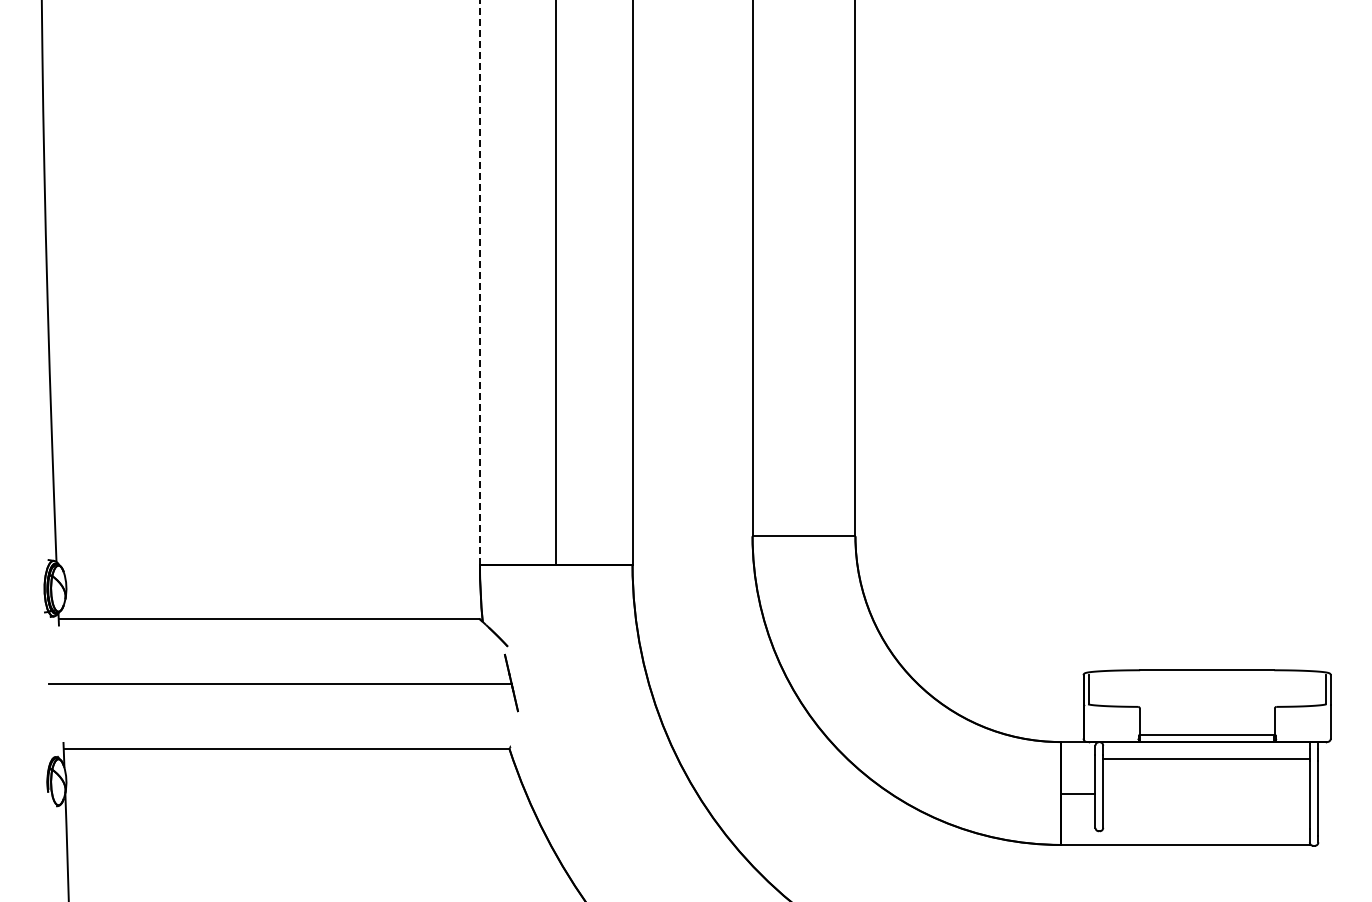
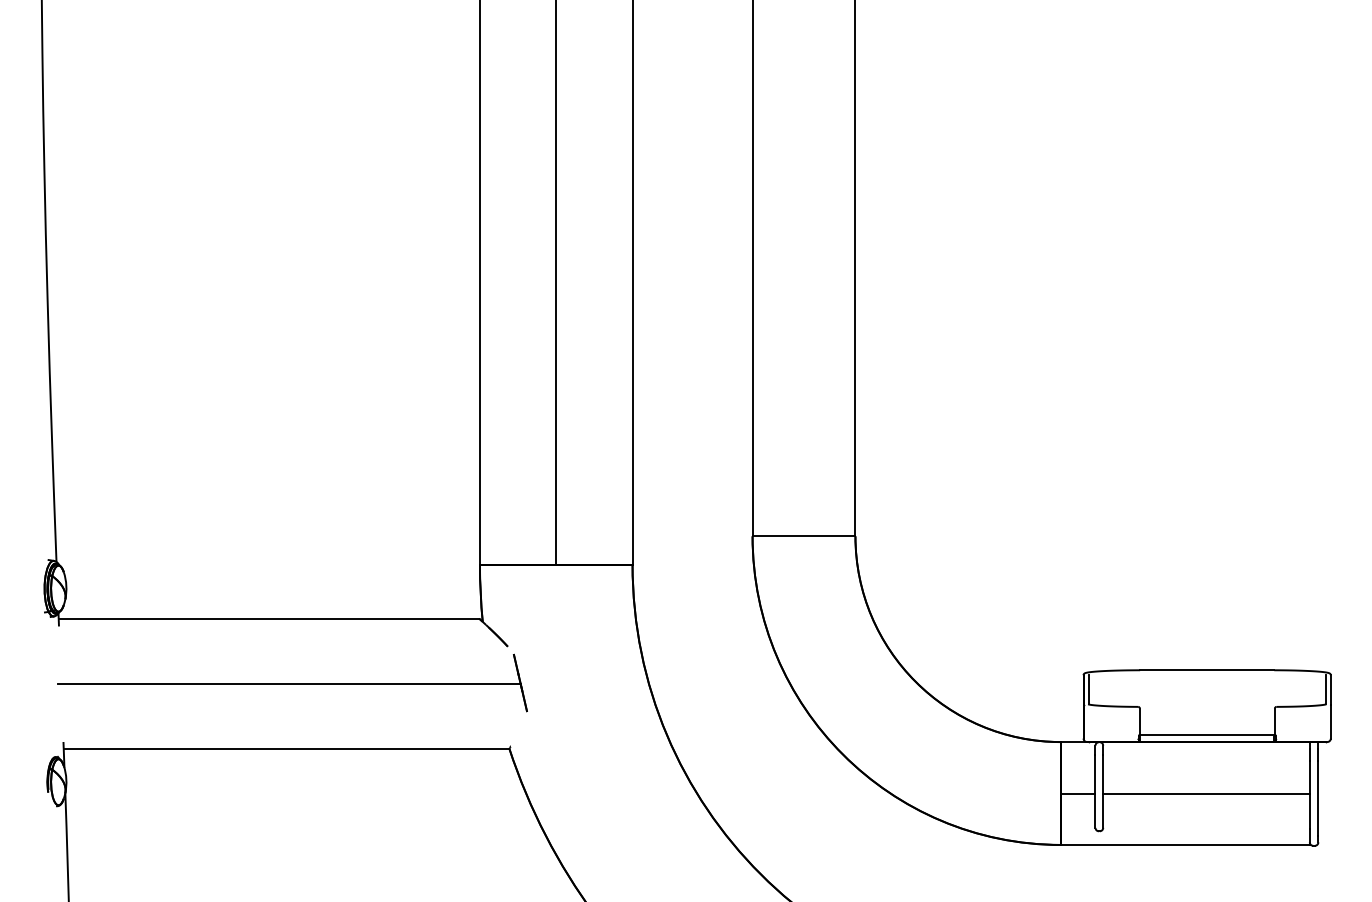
line: dashed -> solid (479, 282)
part position: (283, 682) -> (292, 682) (292, 682)
line position: (1206, 758) -> (1206, 793) (1206, 793)
